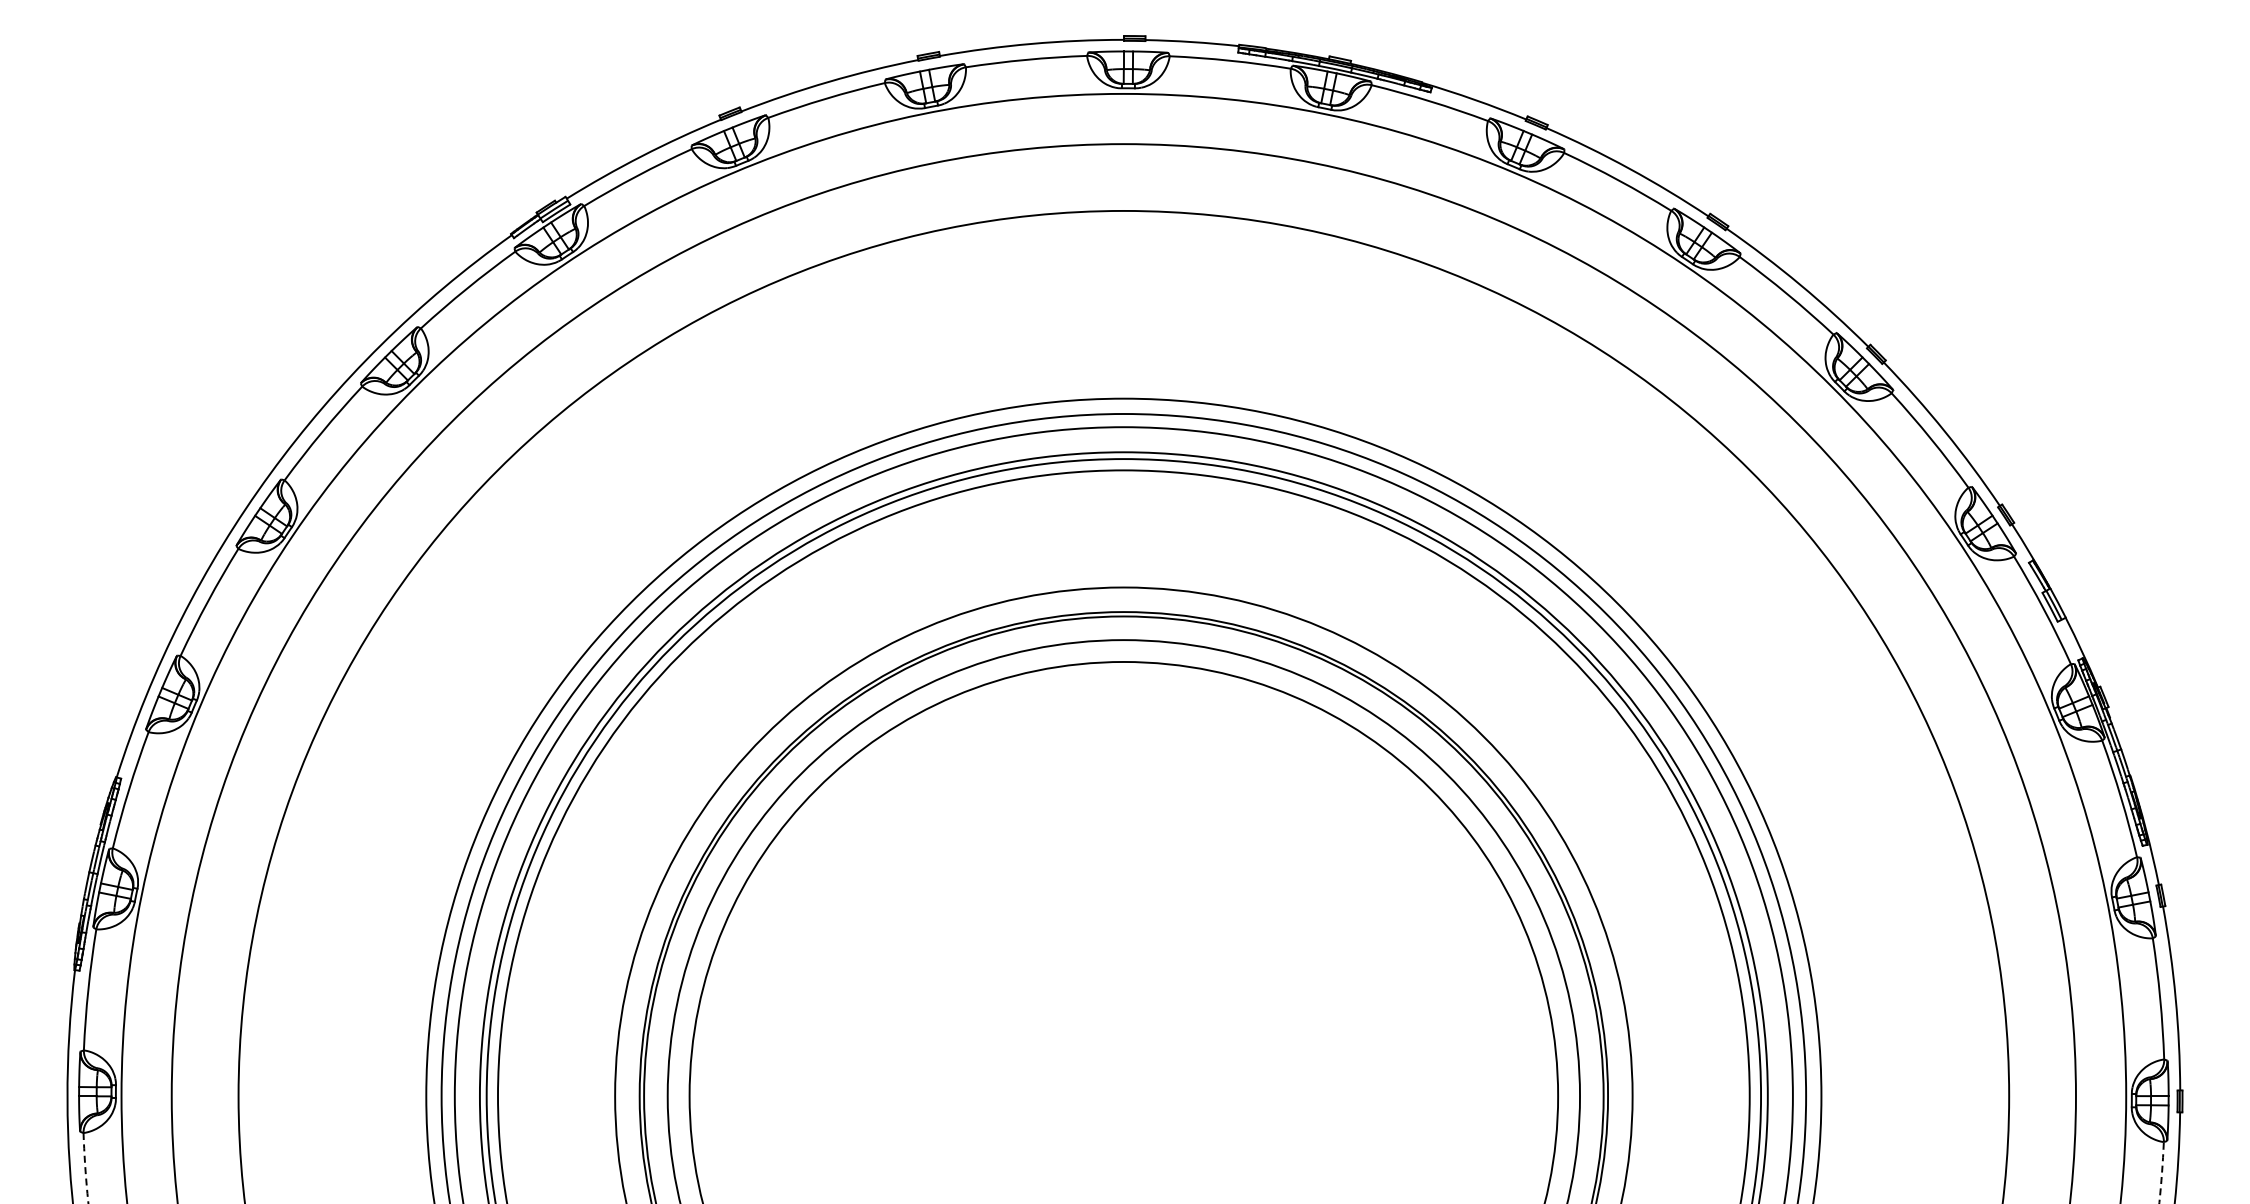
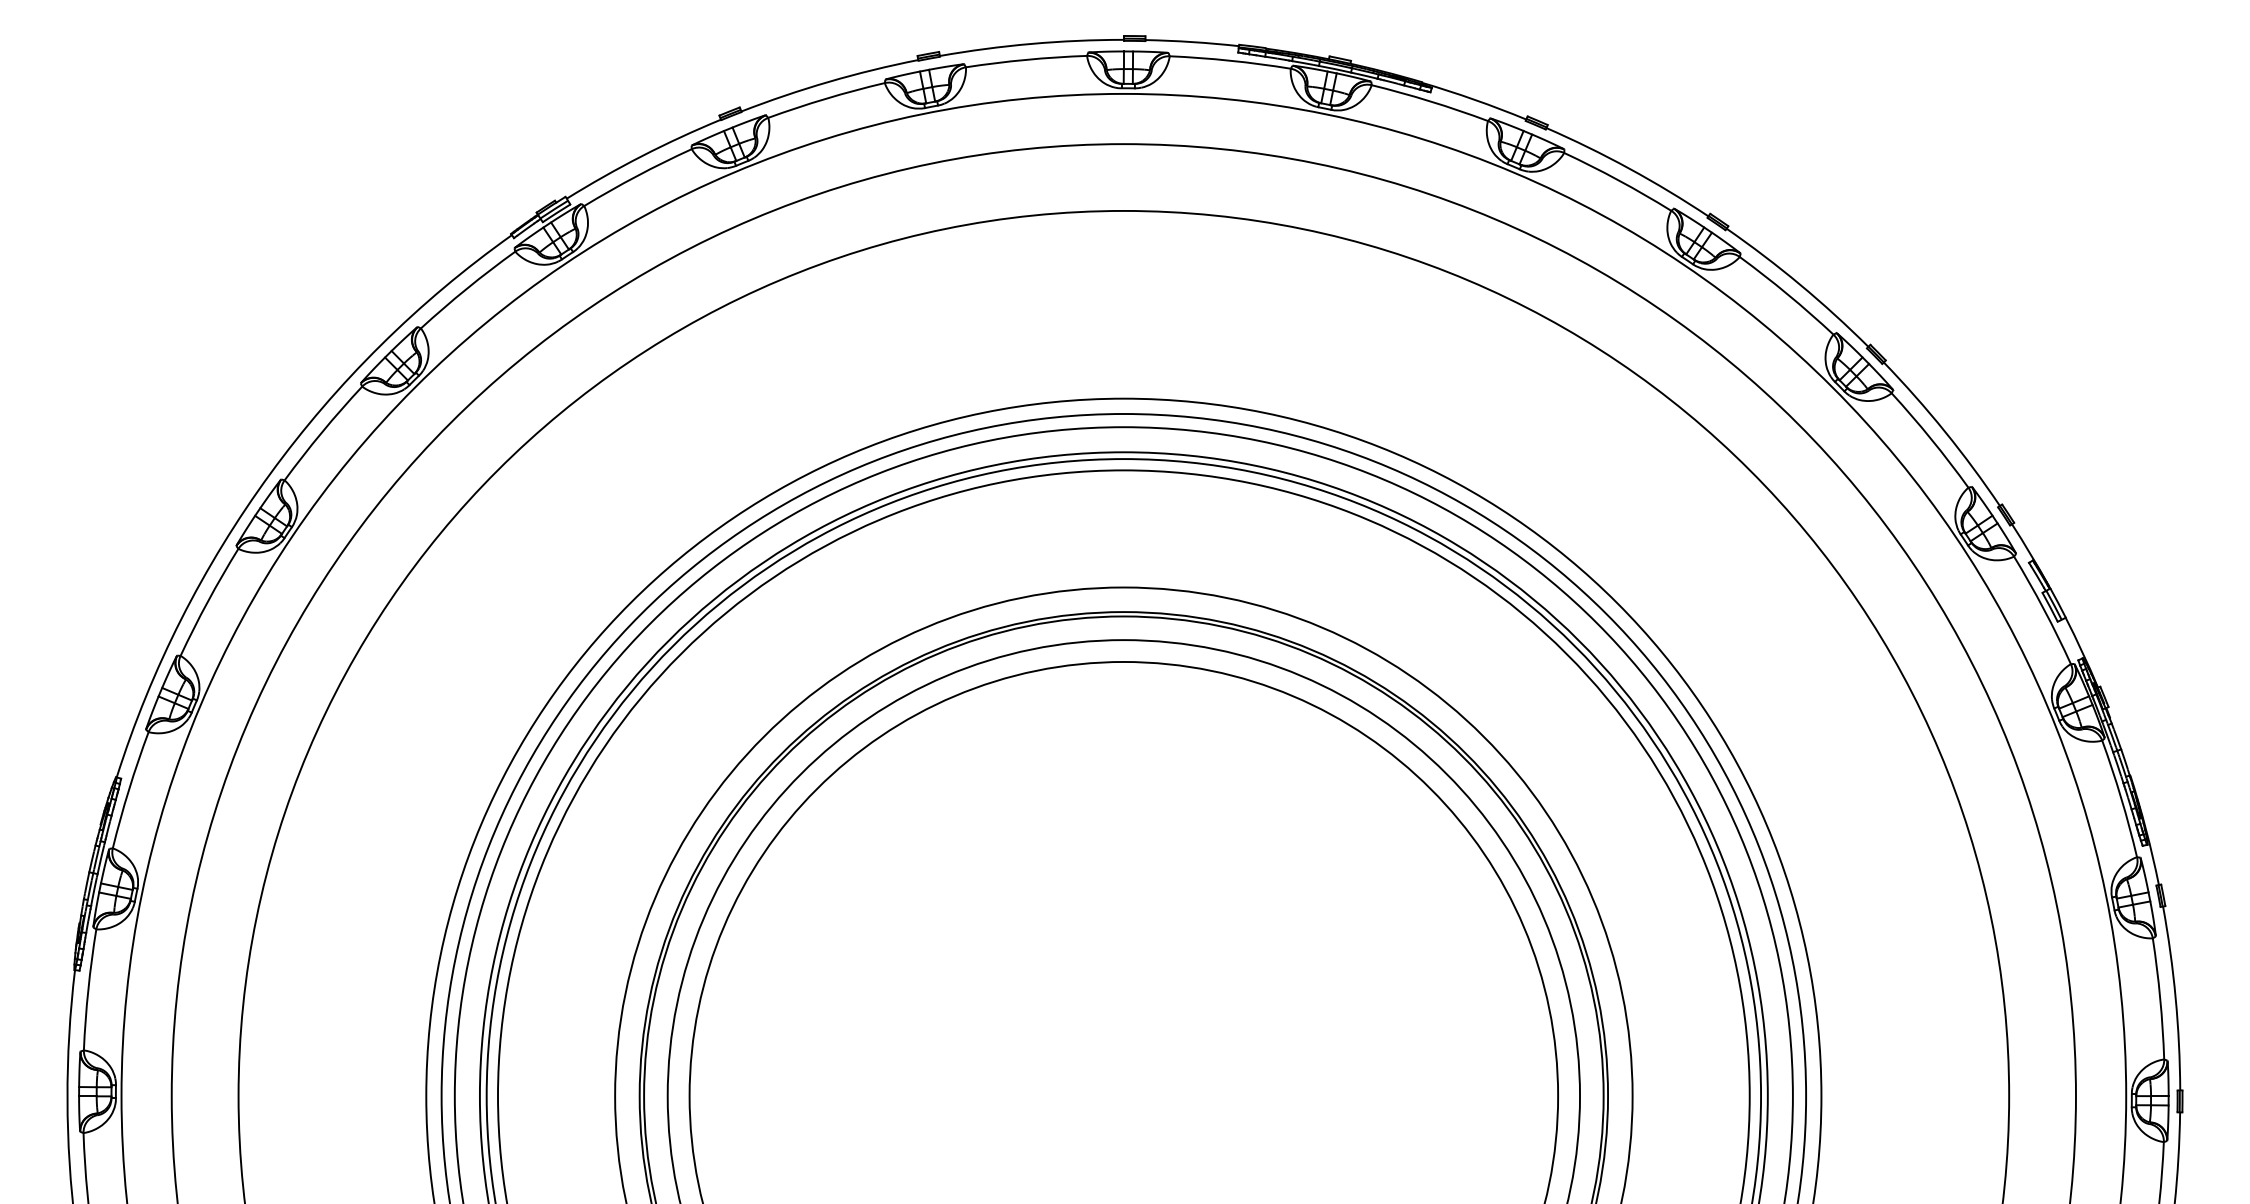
arc: dashed -> solid (85, 1168)
arc: dashed -> solid (2162, 1172)
